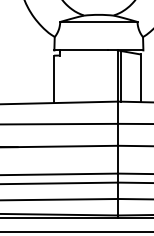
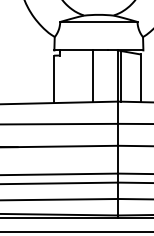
line: none -> present (92, 76)
